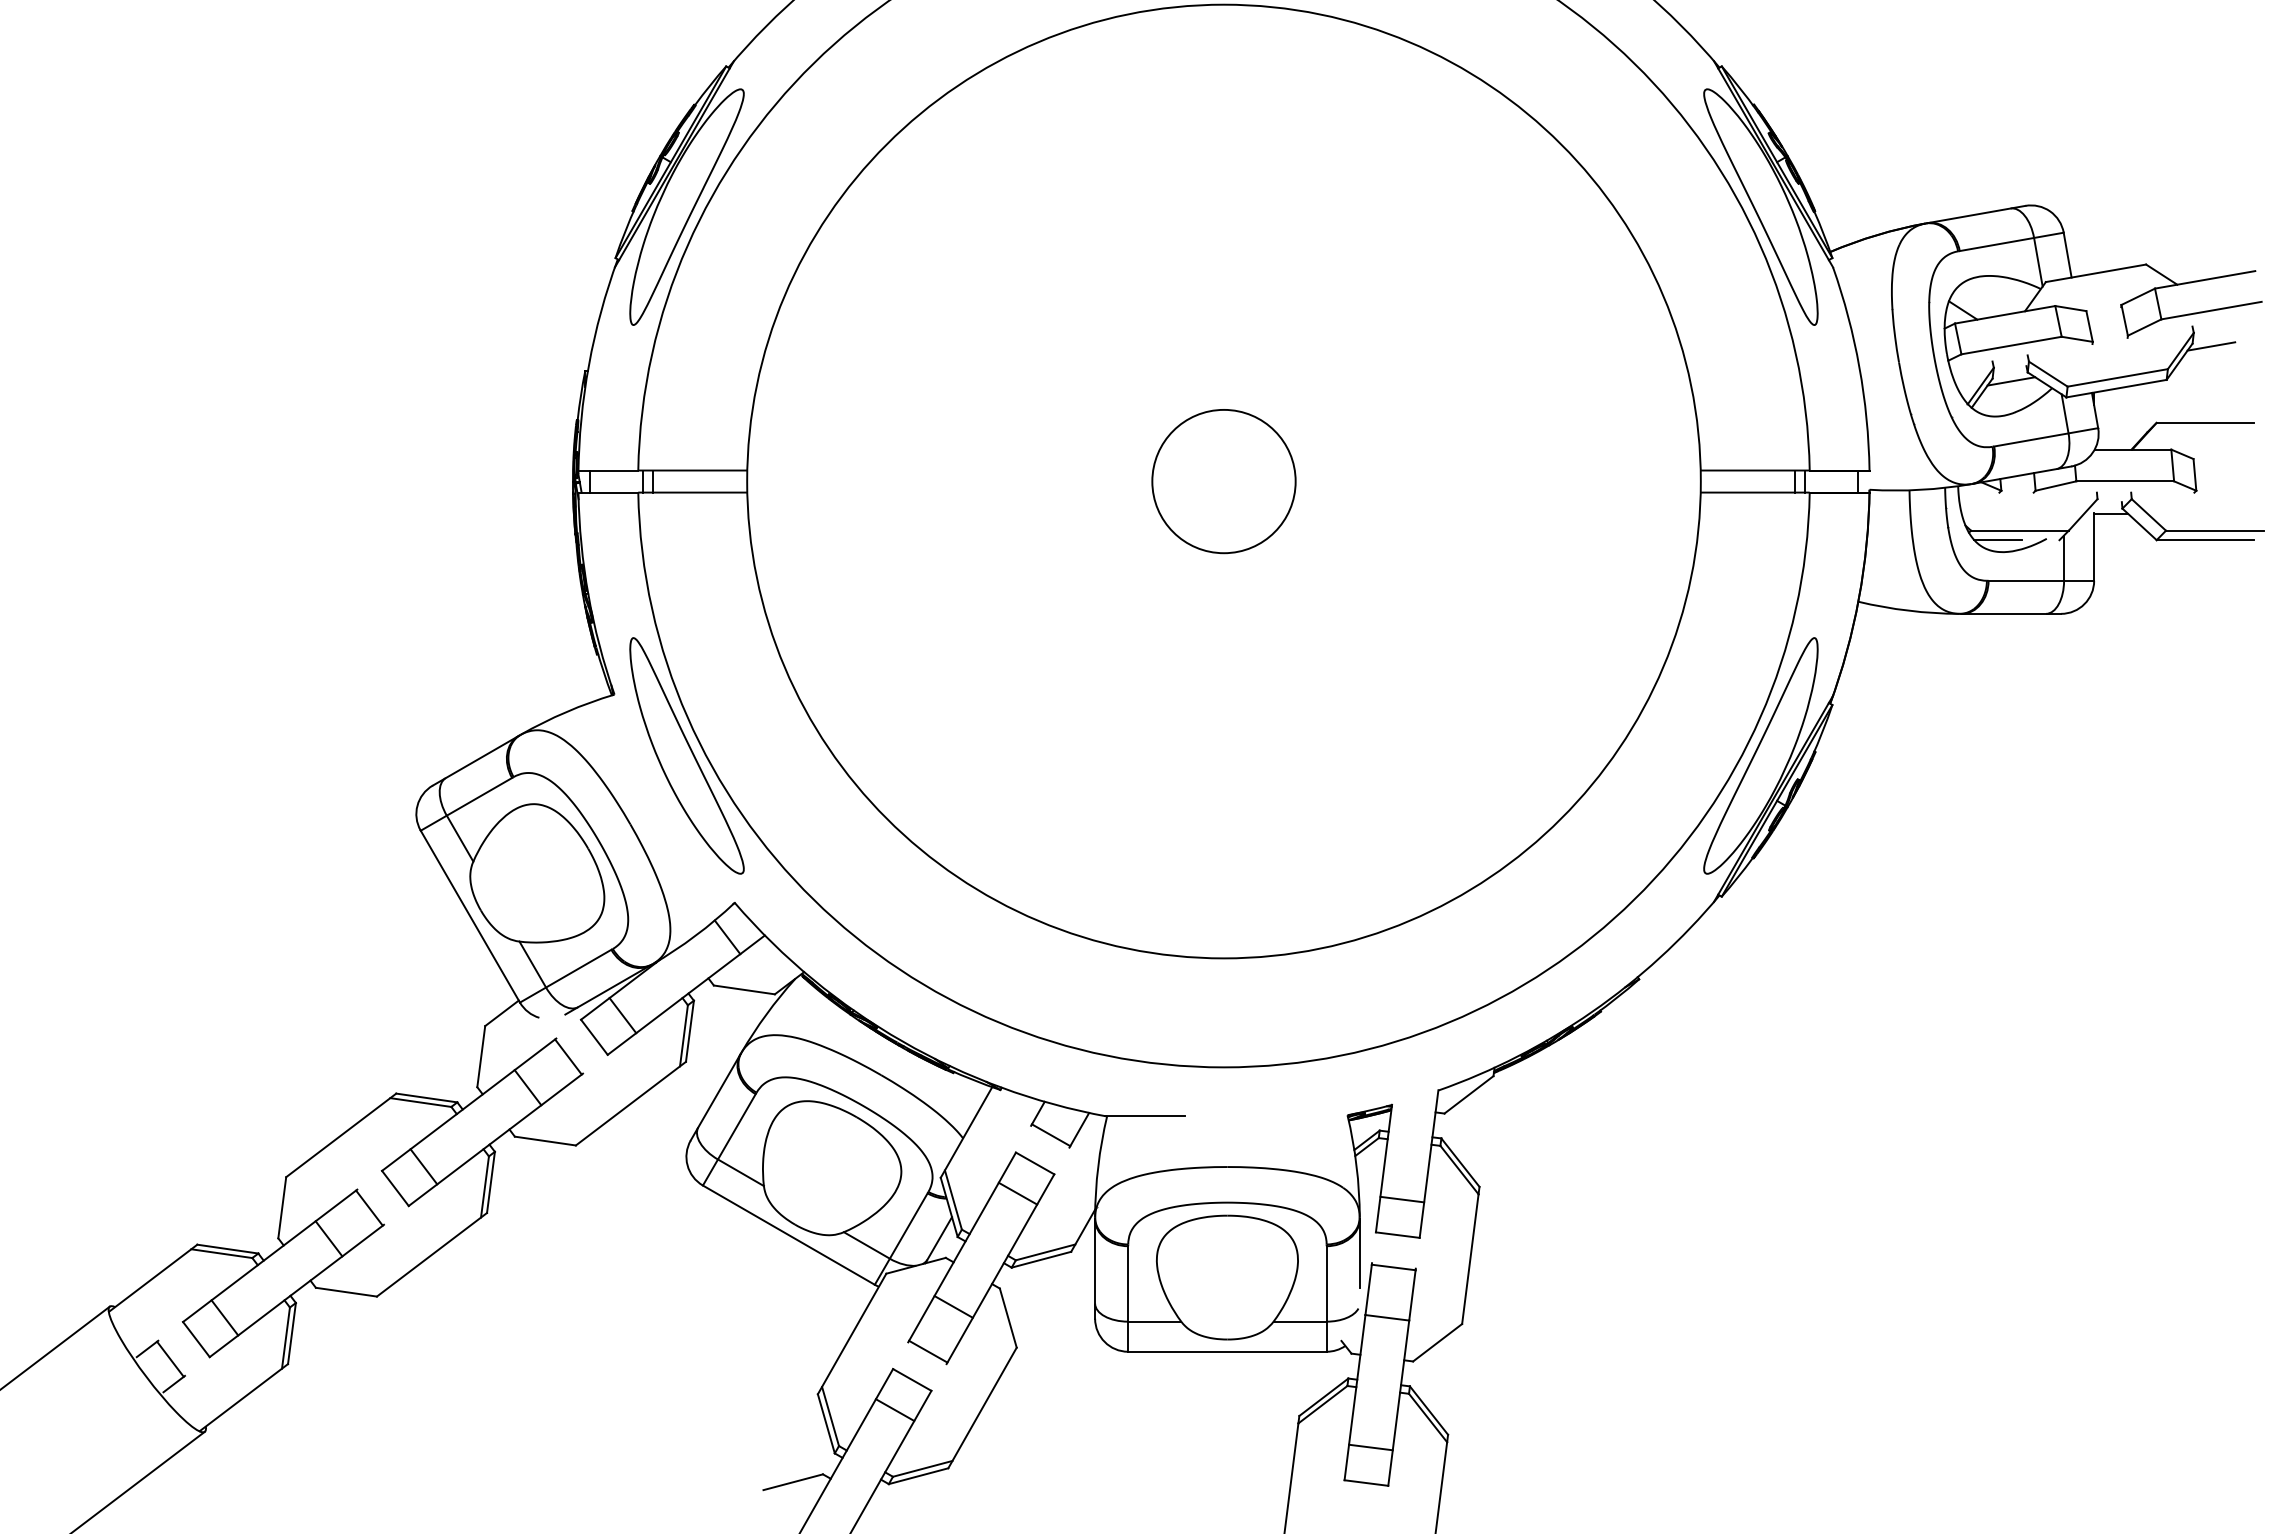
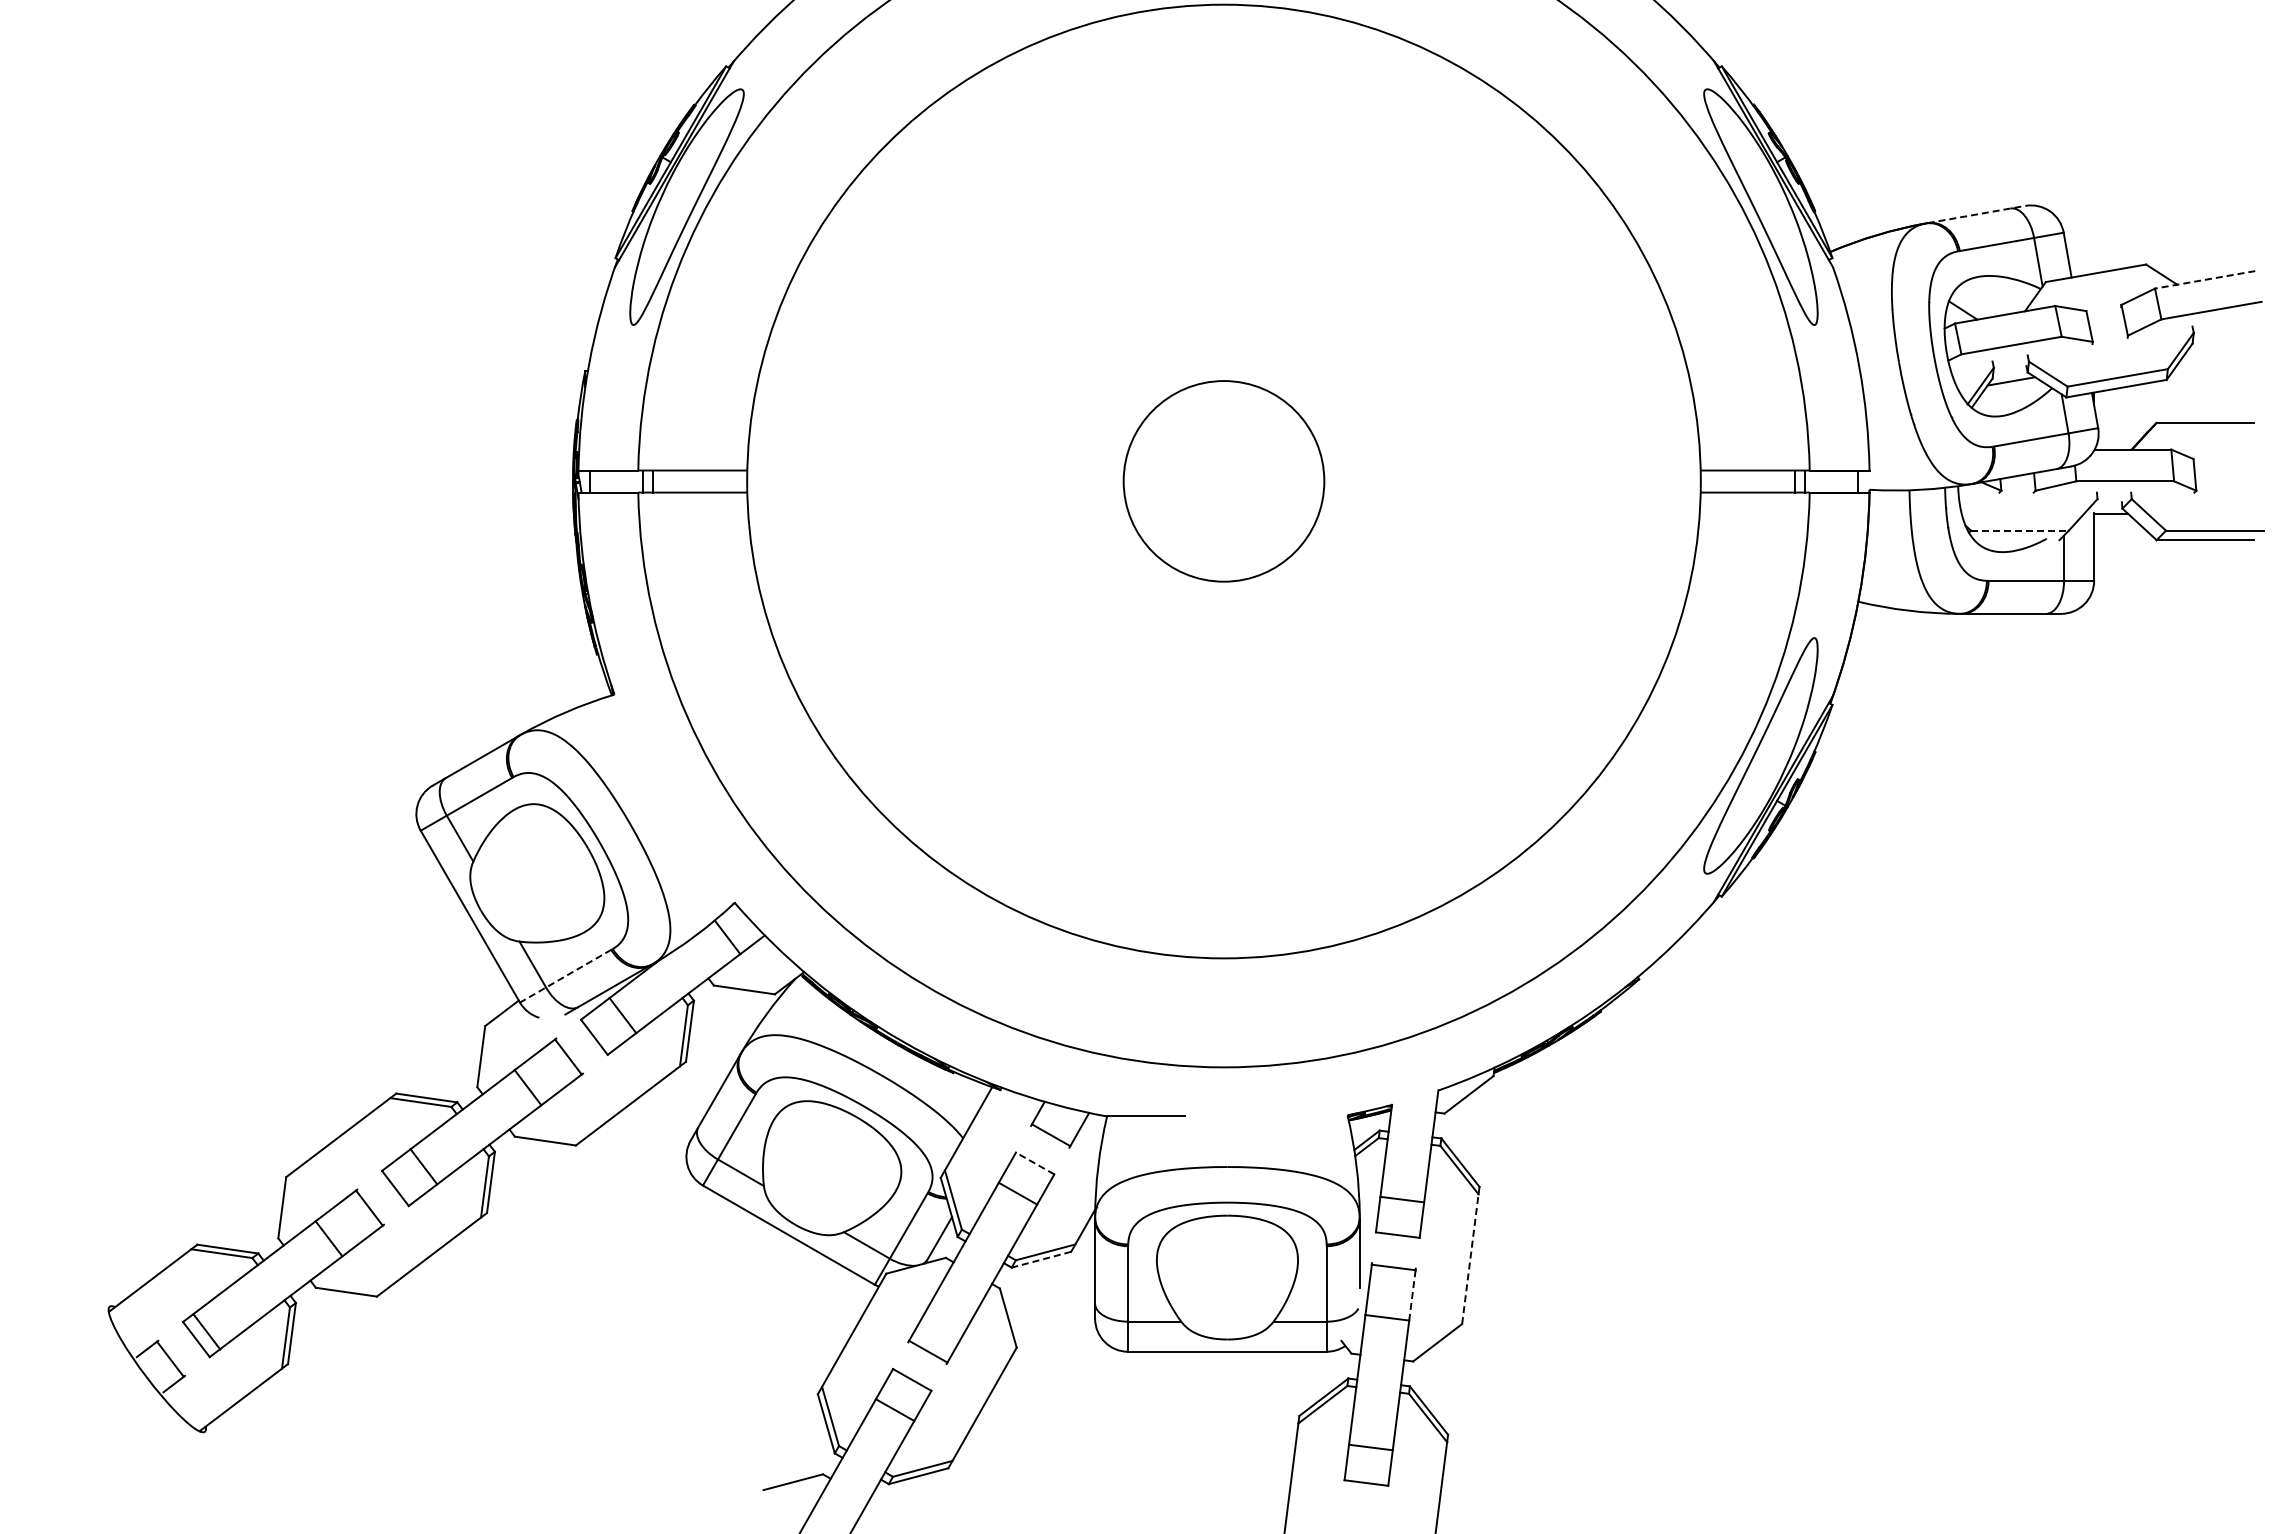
line: solid -> dashed (1976, 214)
line: solid -> dashed (2205, 279)
line: present -> none (2211, 346)
circle size: 146x146 px -> 204x203 px (1223, 481)
line: solid -> dashed (2019, 530)
line: present -> none (1998, 540)
part: present -> none (686, 755)
line: solid -> dashed (565, 976)
line: solid -> dashed (1034, 1163)
line: solid -> dashed (1470, 1258)
line: solid -> dashed (1041, 1259)
line: solid -> dashed (1412, 1295)
line: present -> none (953, 1306)
line position: (224, 1317) -> (206, 1331) (206, 1331)
line: present -> none (55, 1347)
line: present -> none (139, 1480)
